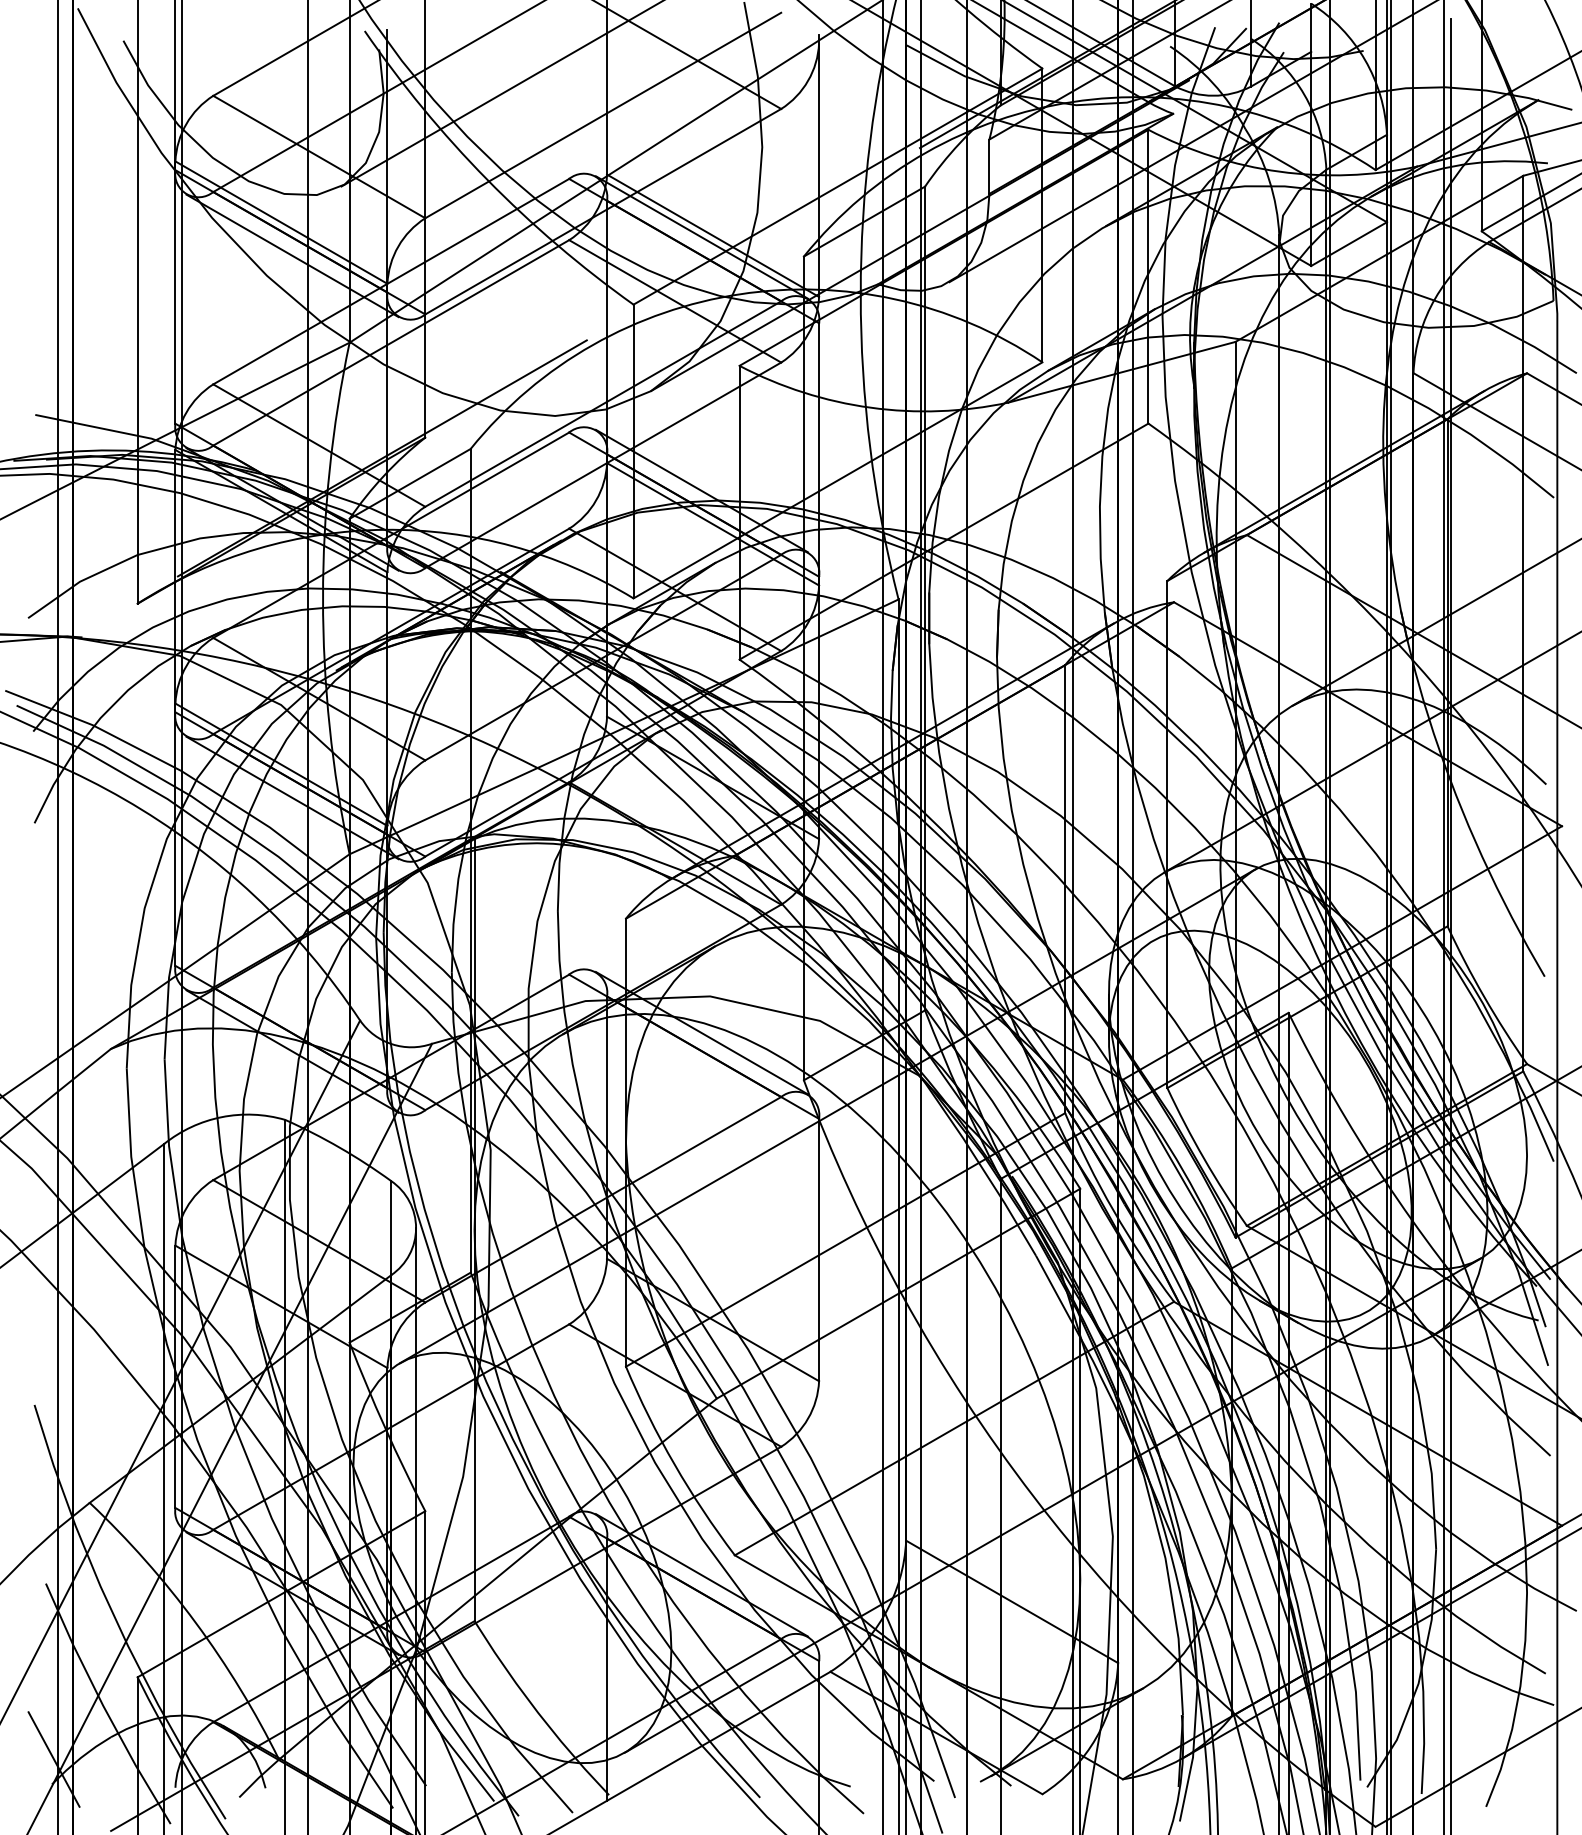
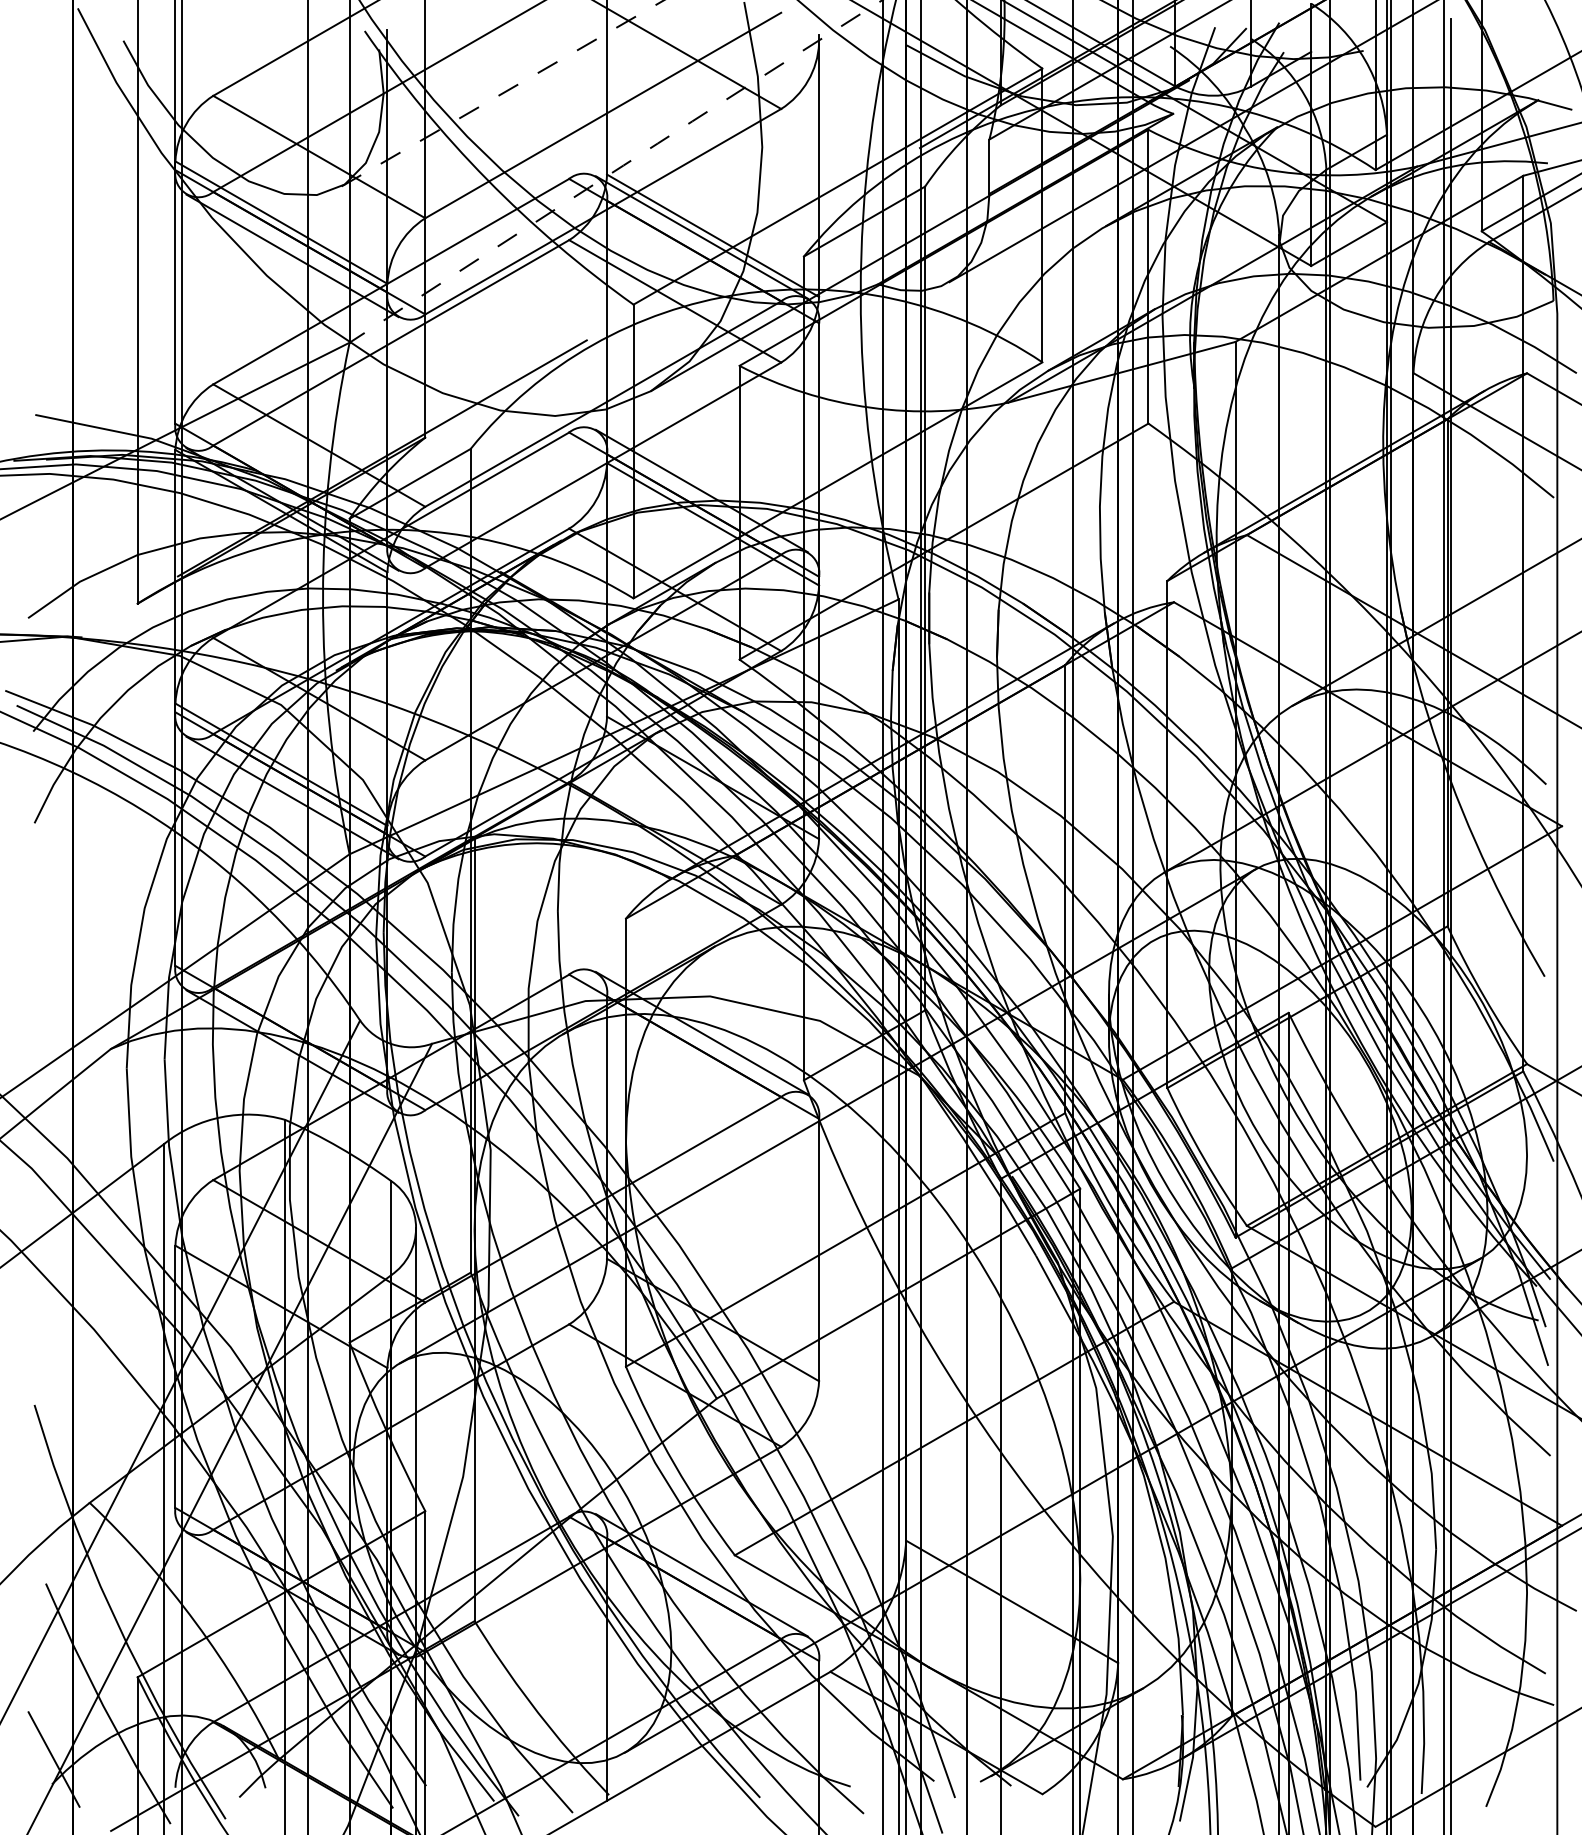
line: solid -> dashed (503, 93)
arc: solid -> dashed (616, 170)
line: present -> none (58, 916)
